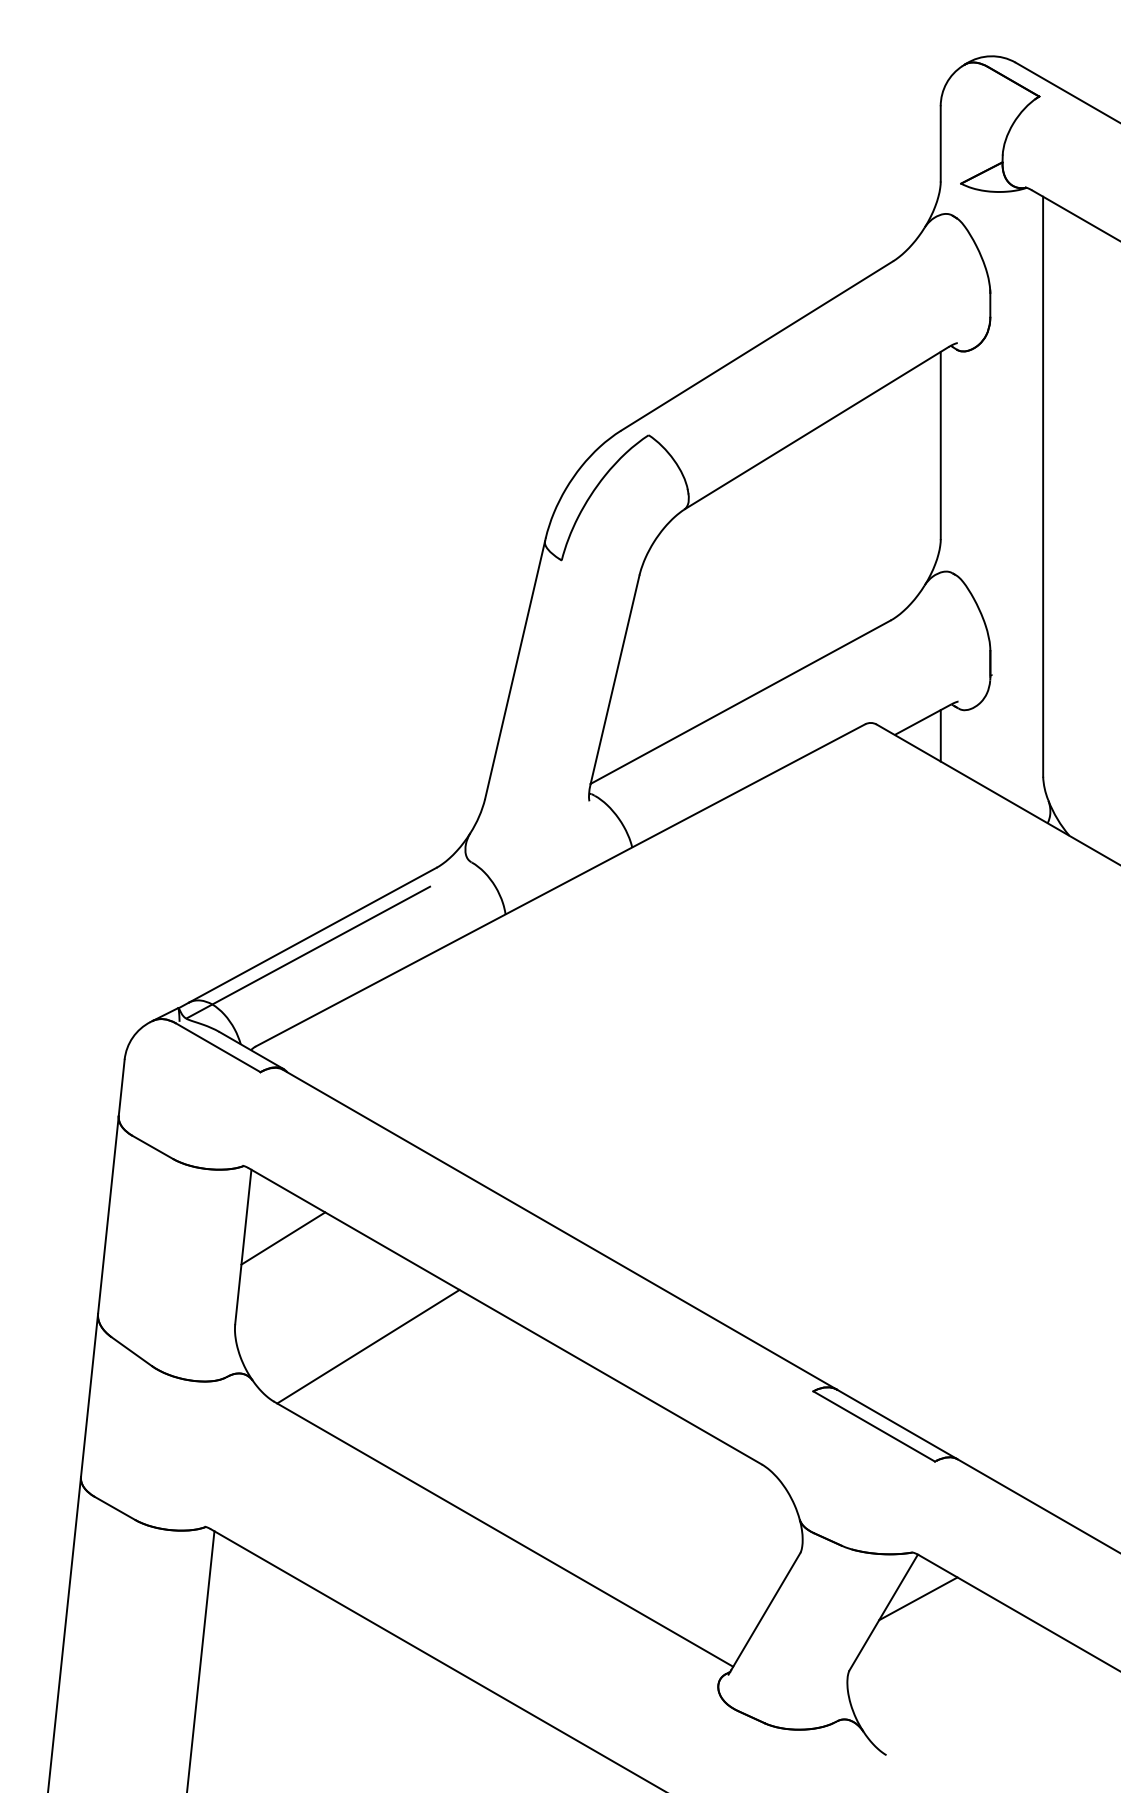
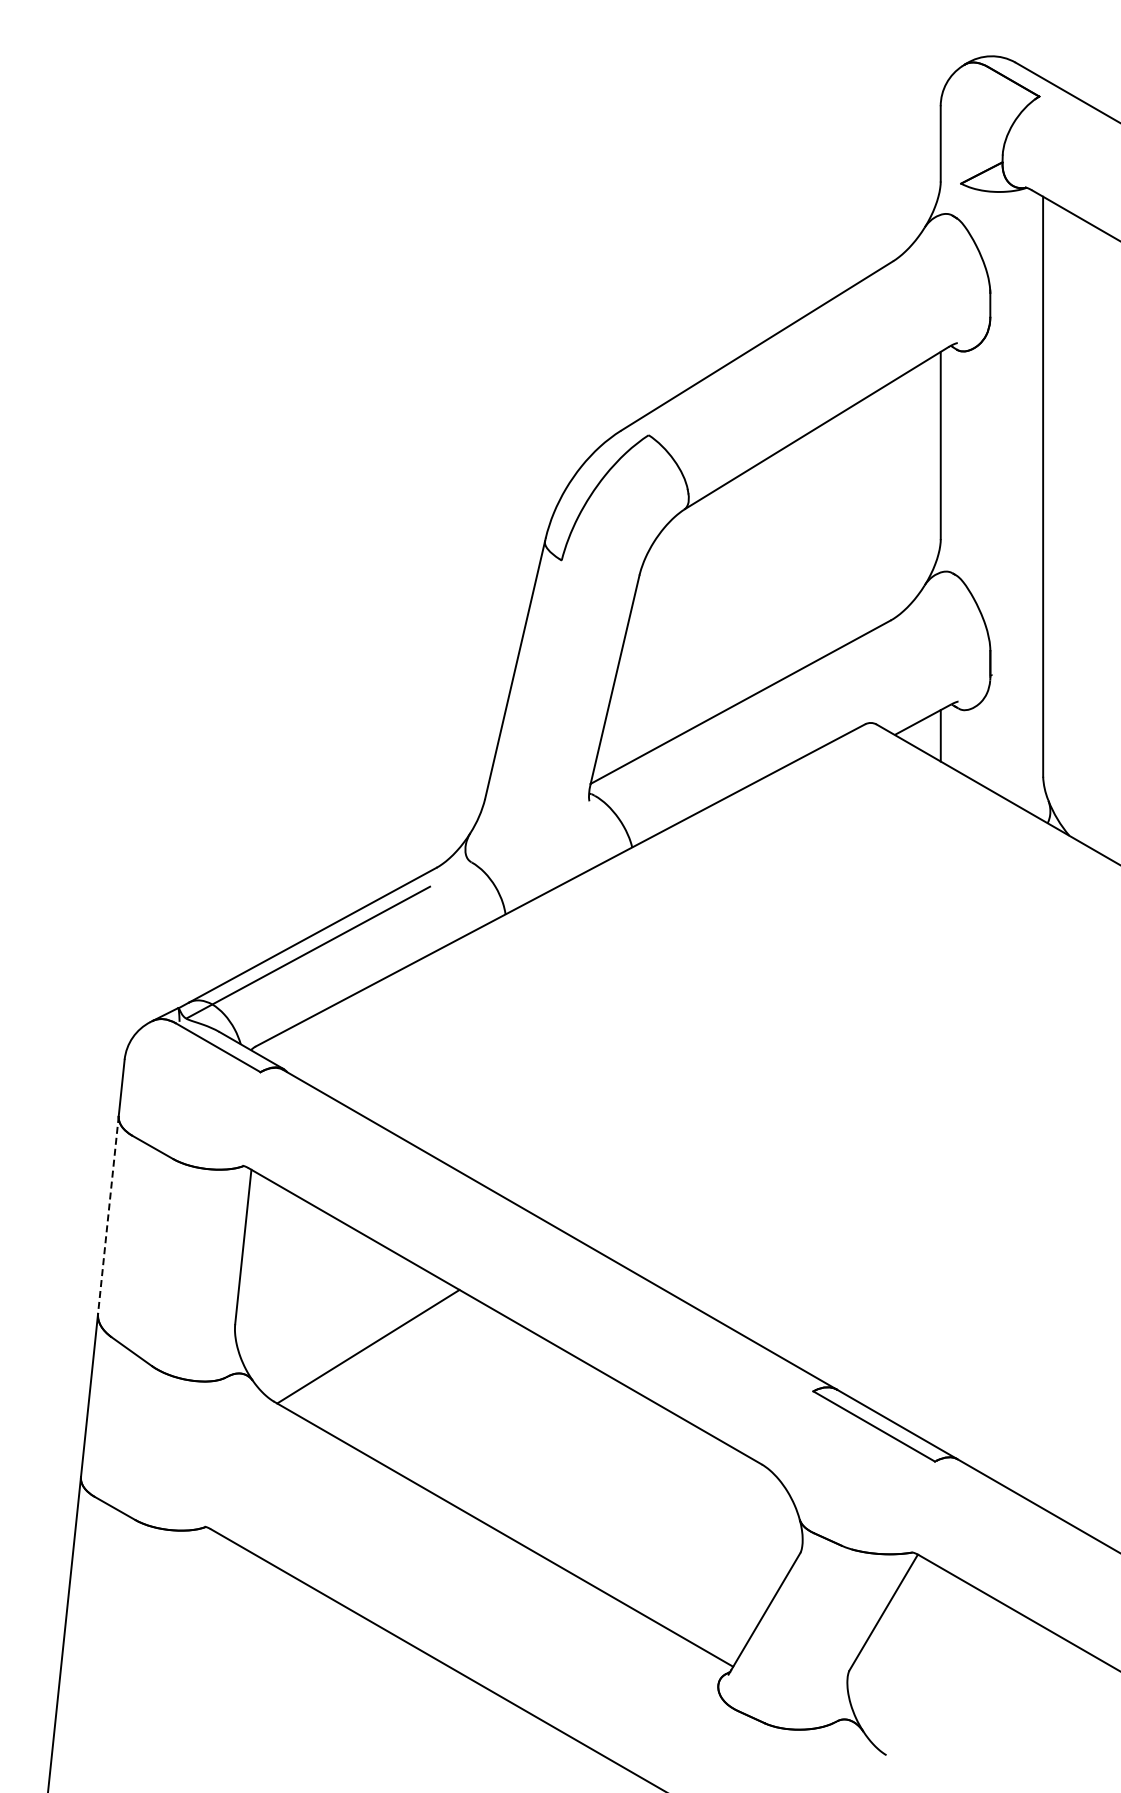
line: solid -> dashed (108, 1215)
line: present -> none (283, 1238)
line: present -> none (918, 1598)
line: present -> none (200, 1660)
